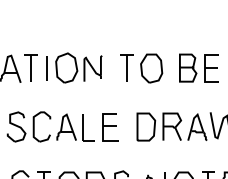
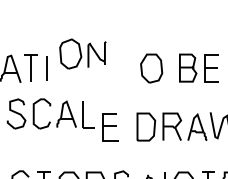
part position: (78, 67) -> (82, 53) (82, 53)
part: present -> none (126, 67)
part position: (50, 119) -> (50, 106) (50, 106)
